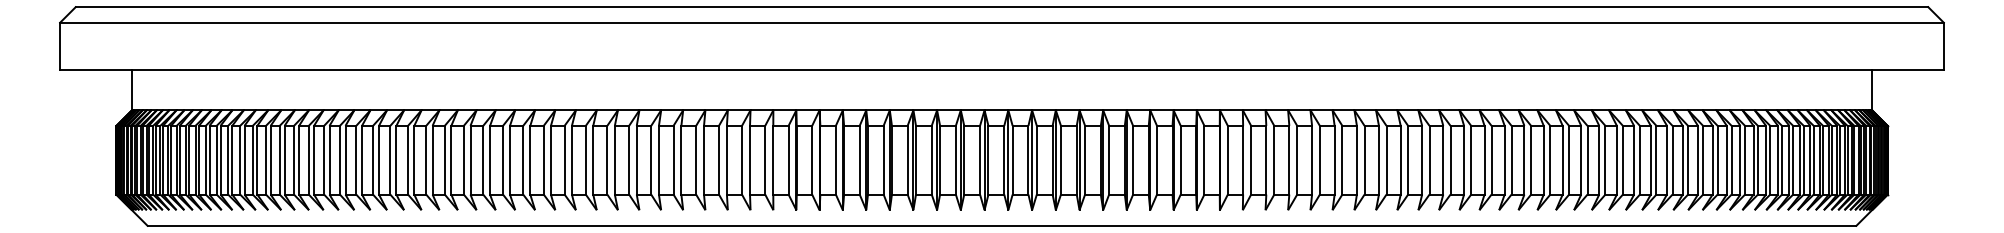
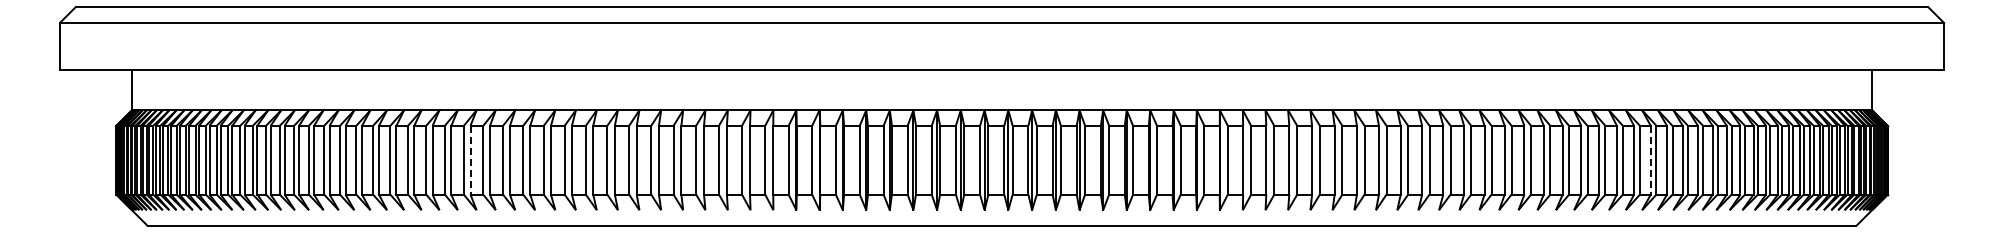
line: solid -> dashed (470, 160)
line: solid -> dashed (1650, 160)
